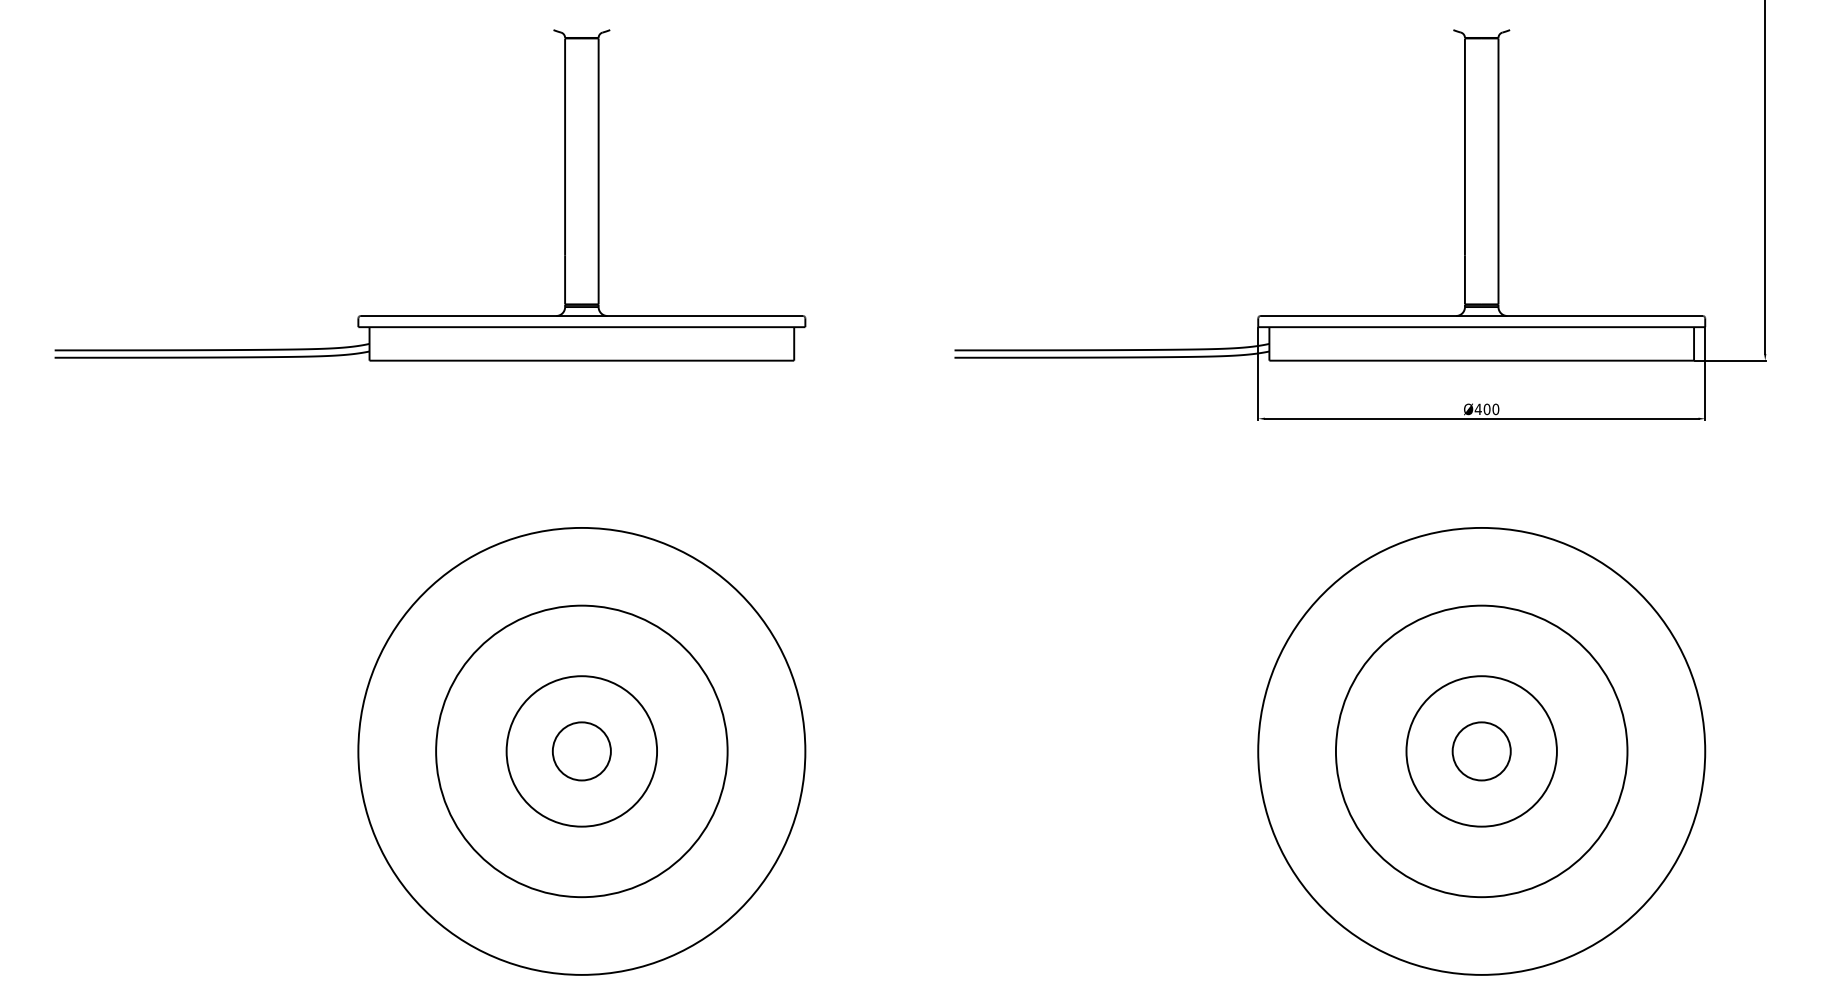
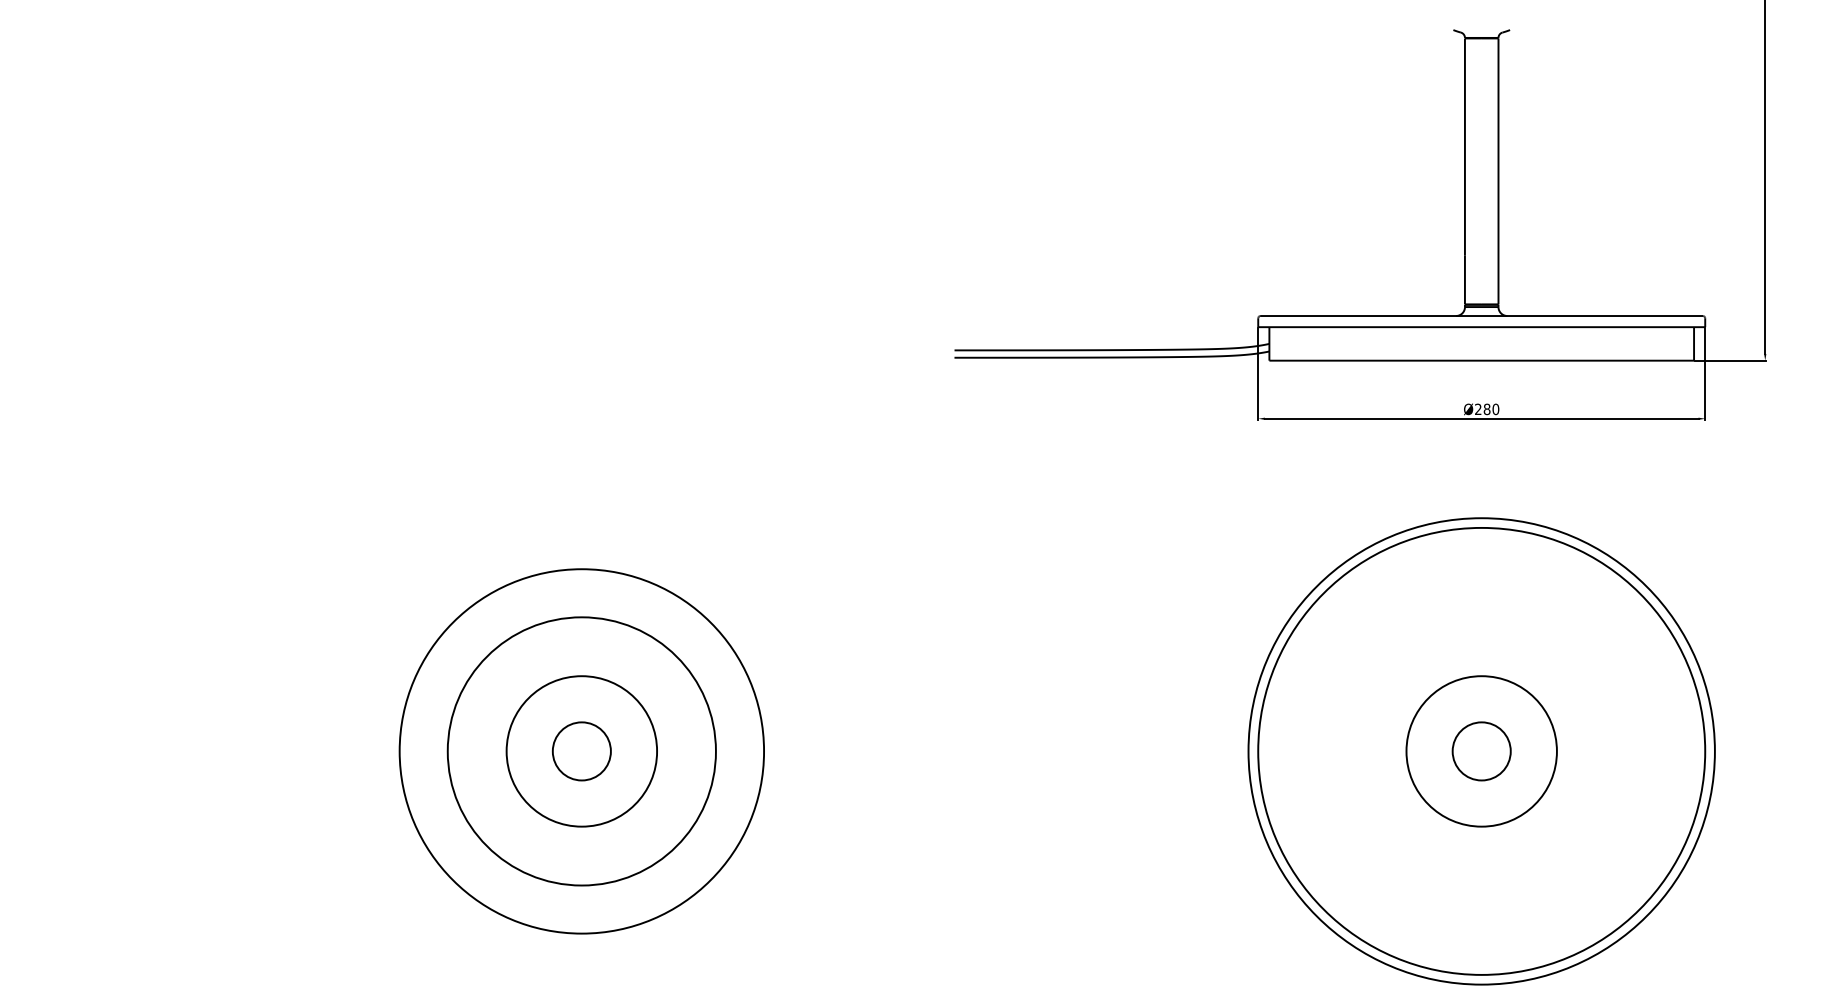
part: present -> none (430, 315)
text: Ø400 -> Ø280 (1482, 408)
circle diameter: 447 px -> 268 px (581, 751)
circle diameter: 292 px -> 364 px (581, 751)
circle diameter: 292 px -> 466 px (1481, 751)
